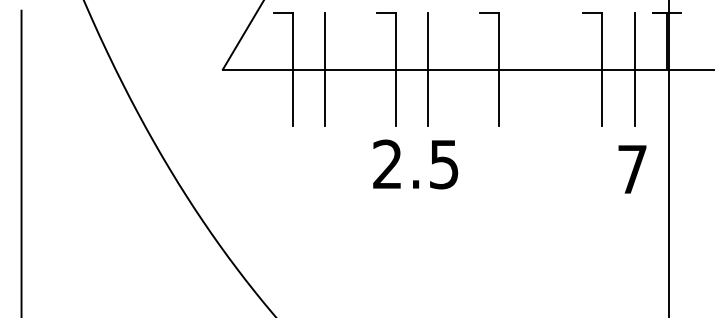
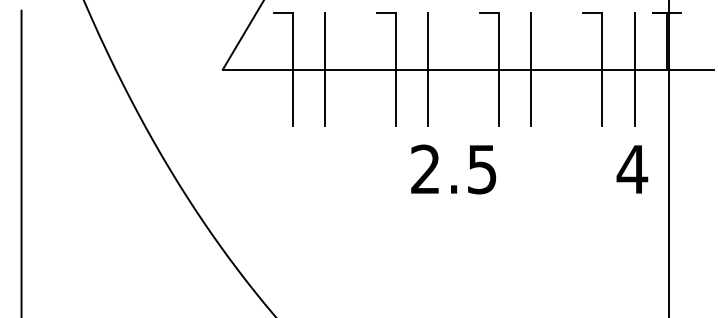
line: none -> present (531, 69)
text position: (415, 164) -> (453, 169) (453, 169)
text: 7 -> 4 (632, 169)
